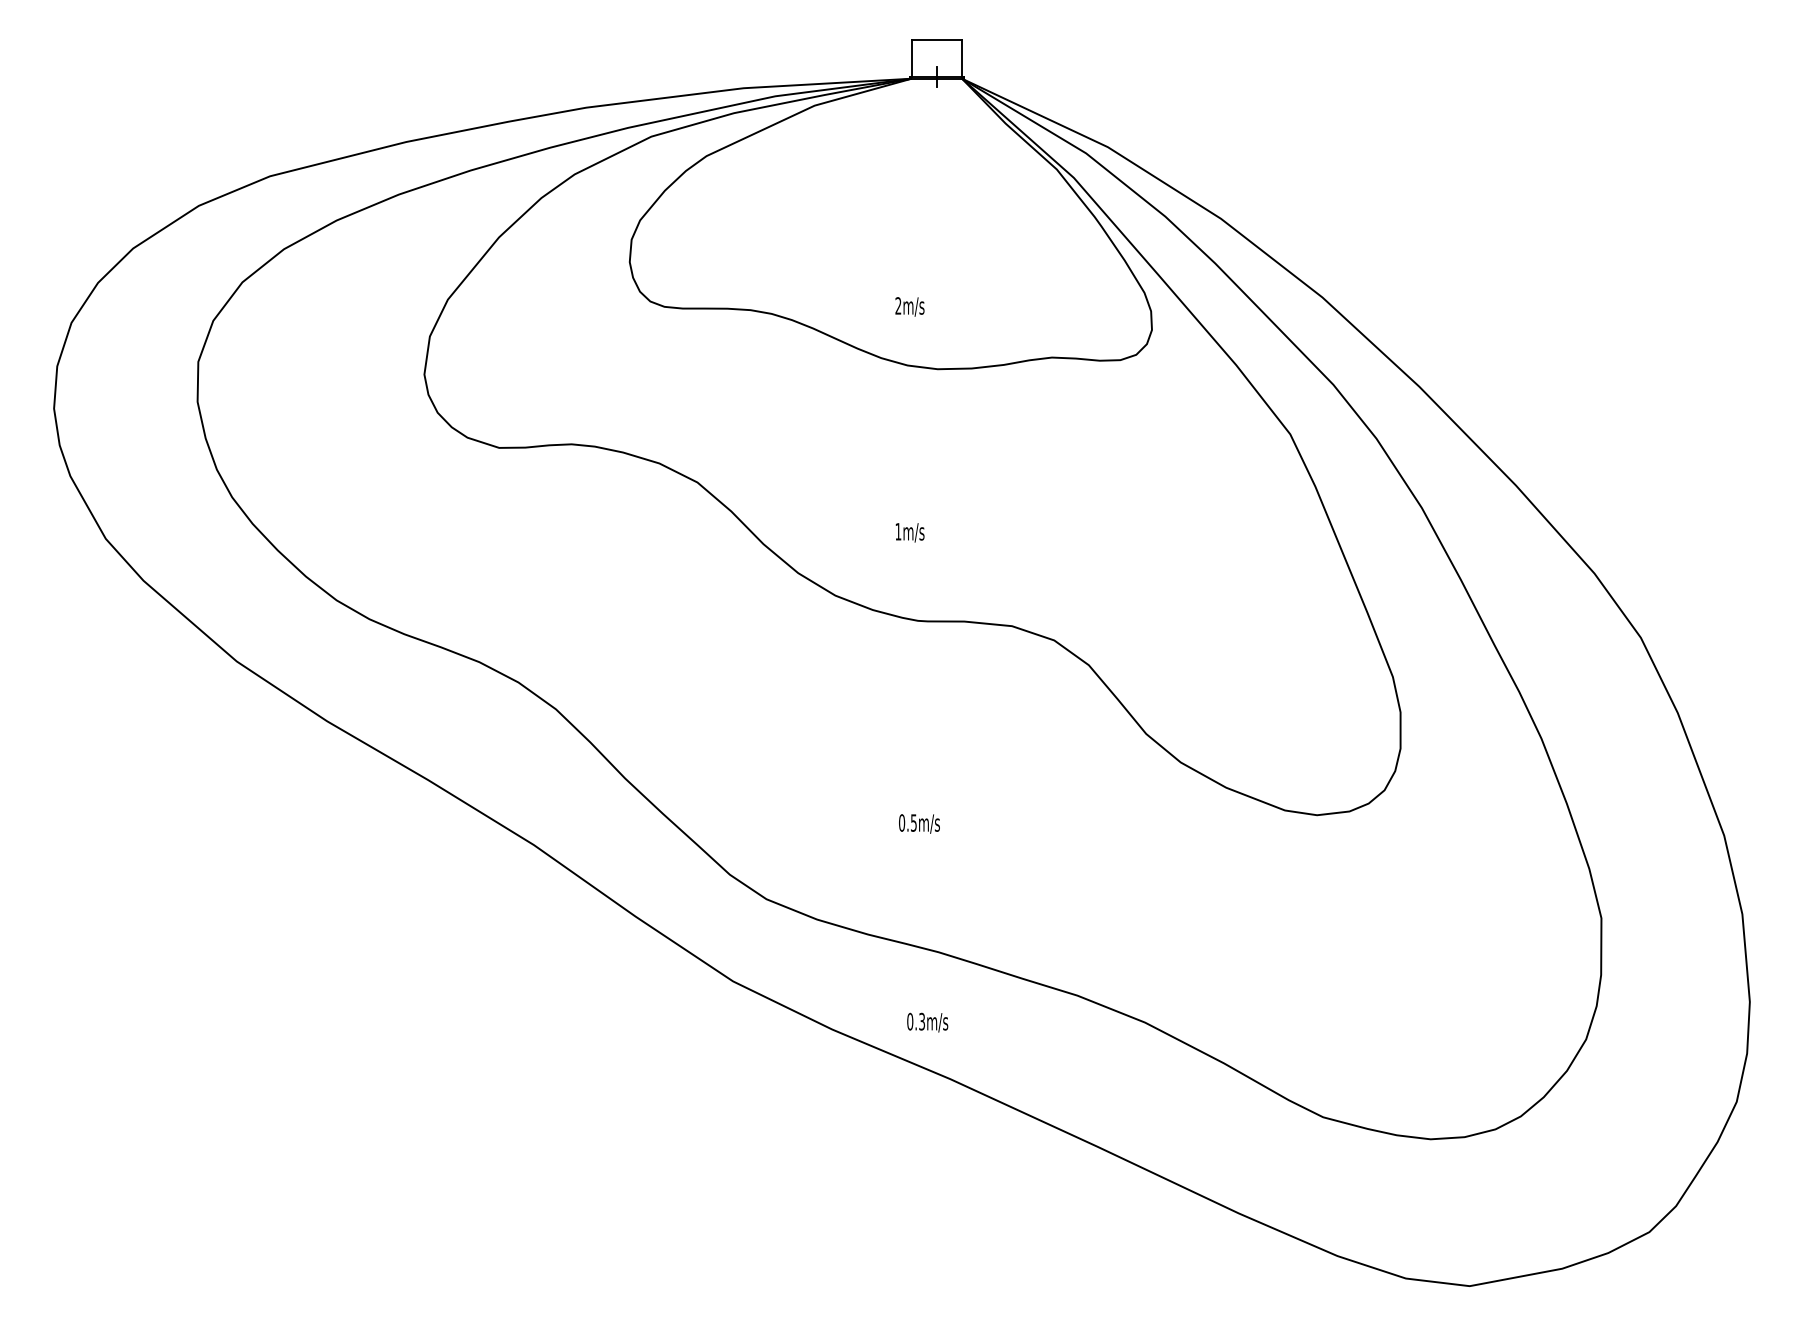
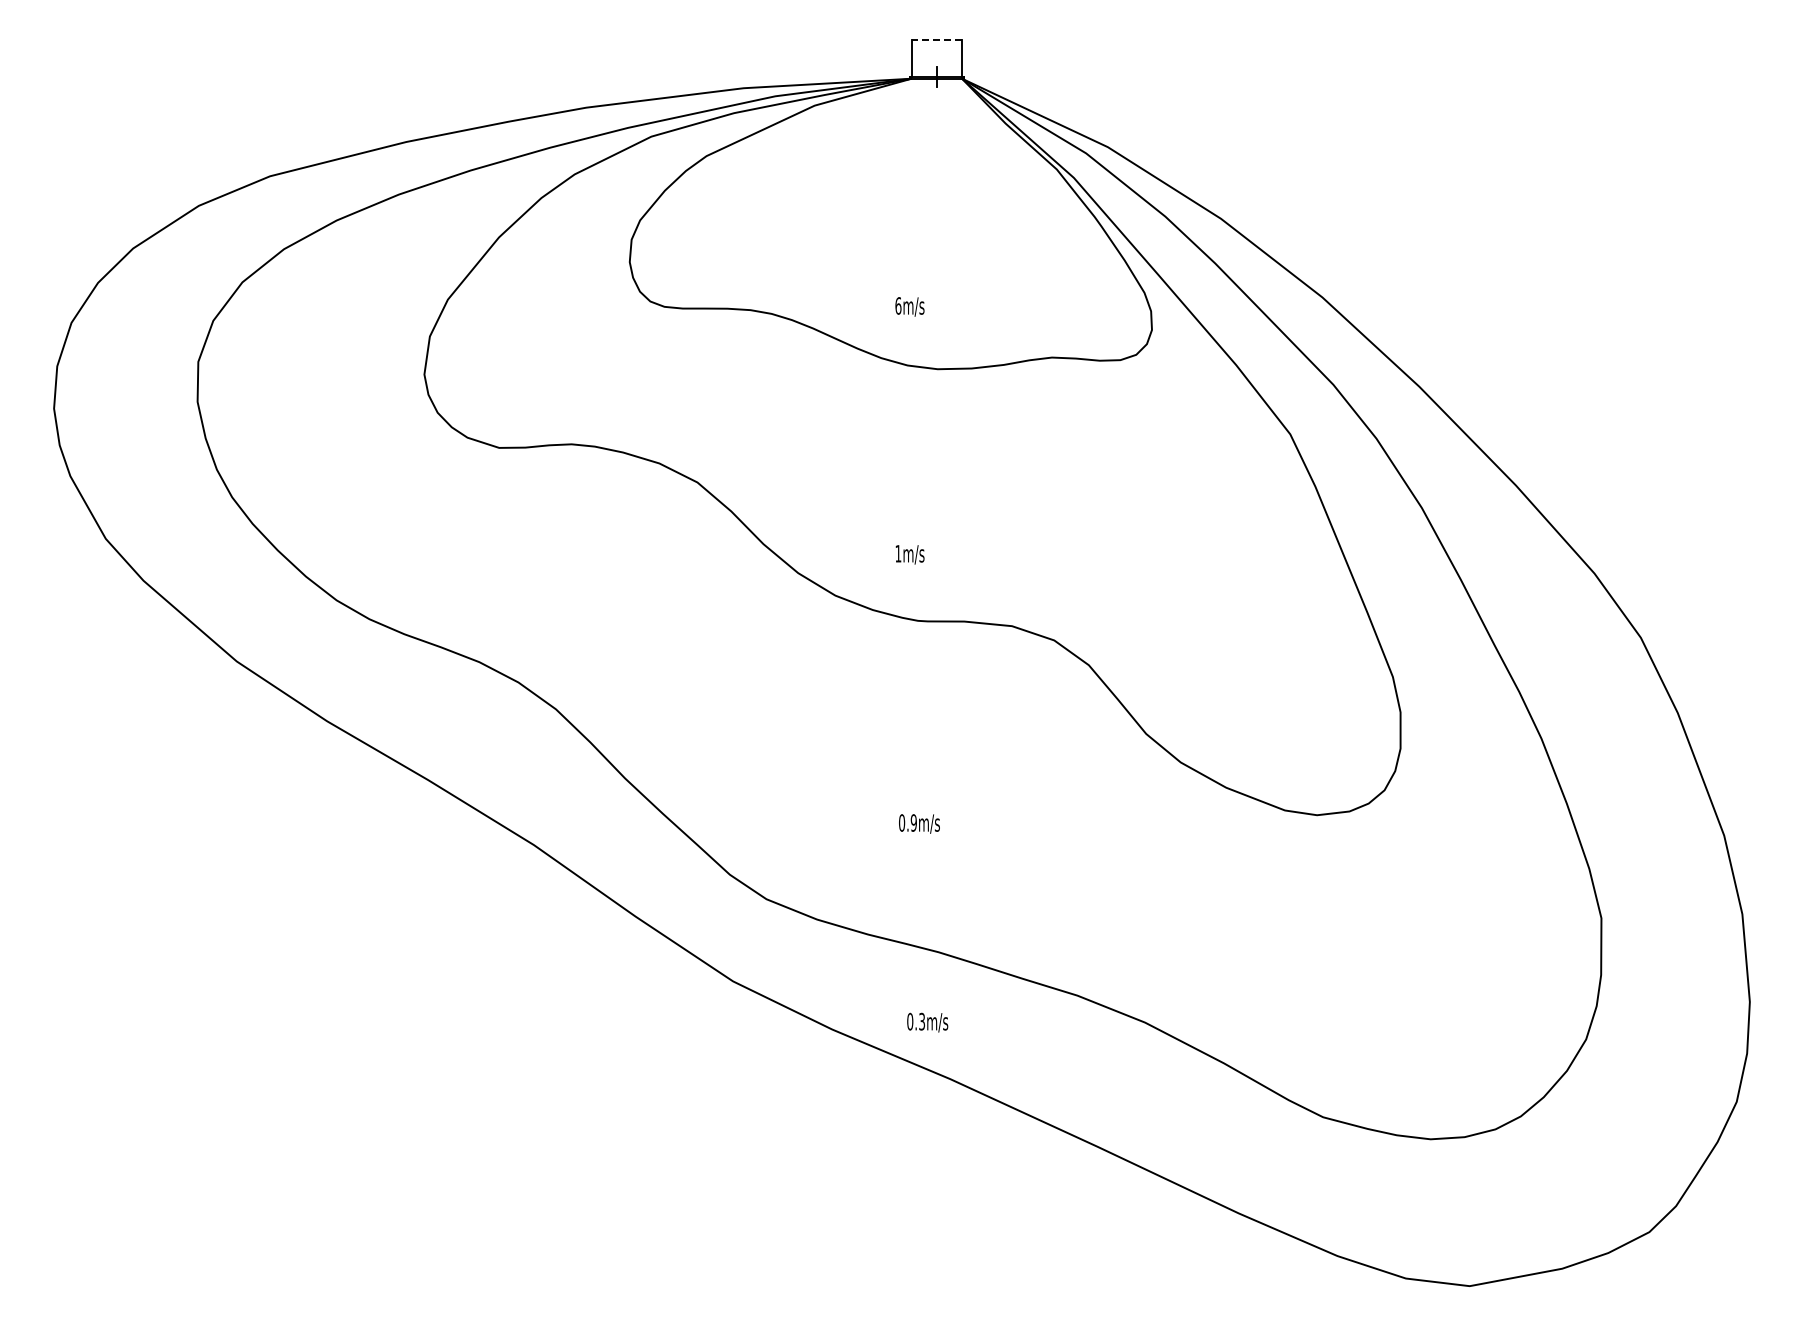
line: solid -> dashed (936, 39)
text: 2m/s -> 6m/s (898, 305)
text position: (909, 532) -> (909, 554) (909, 554)
text: 0.5m/s -> 0.9m/s (913, 822)
